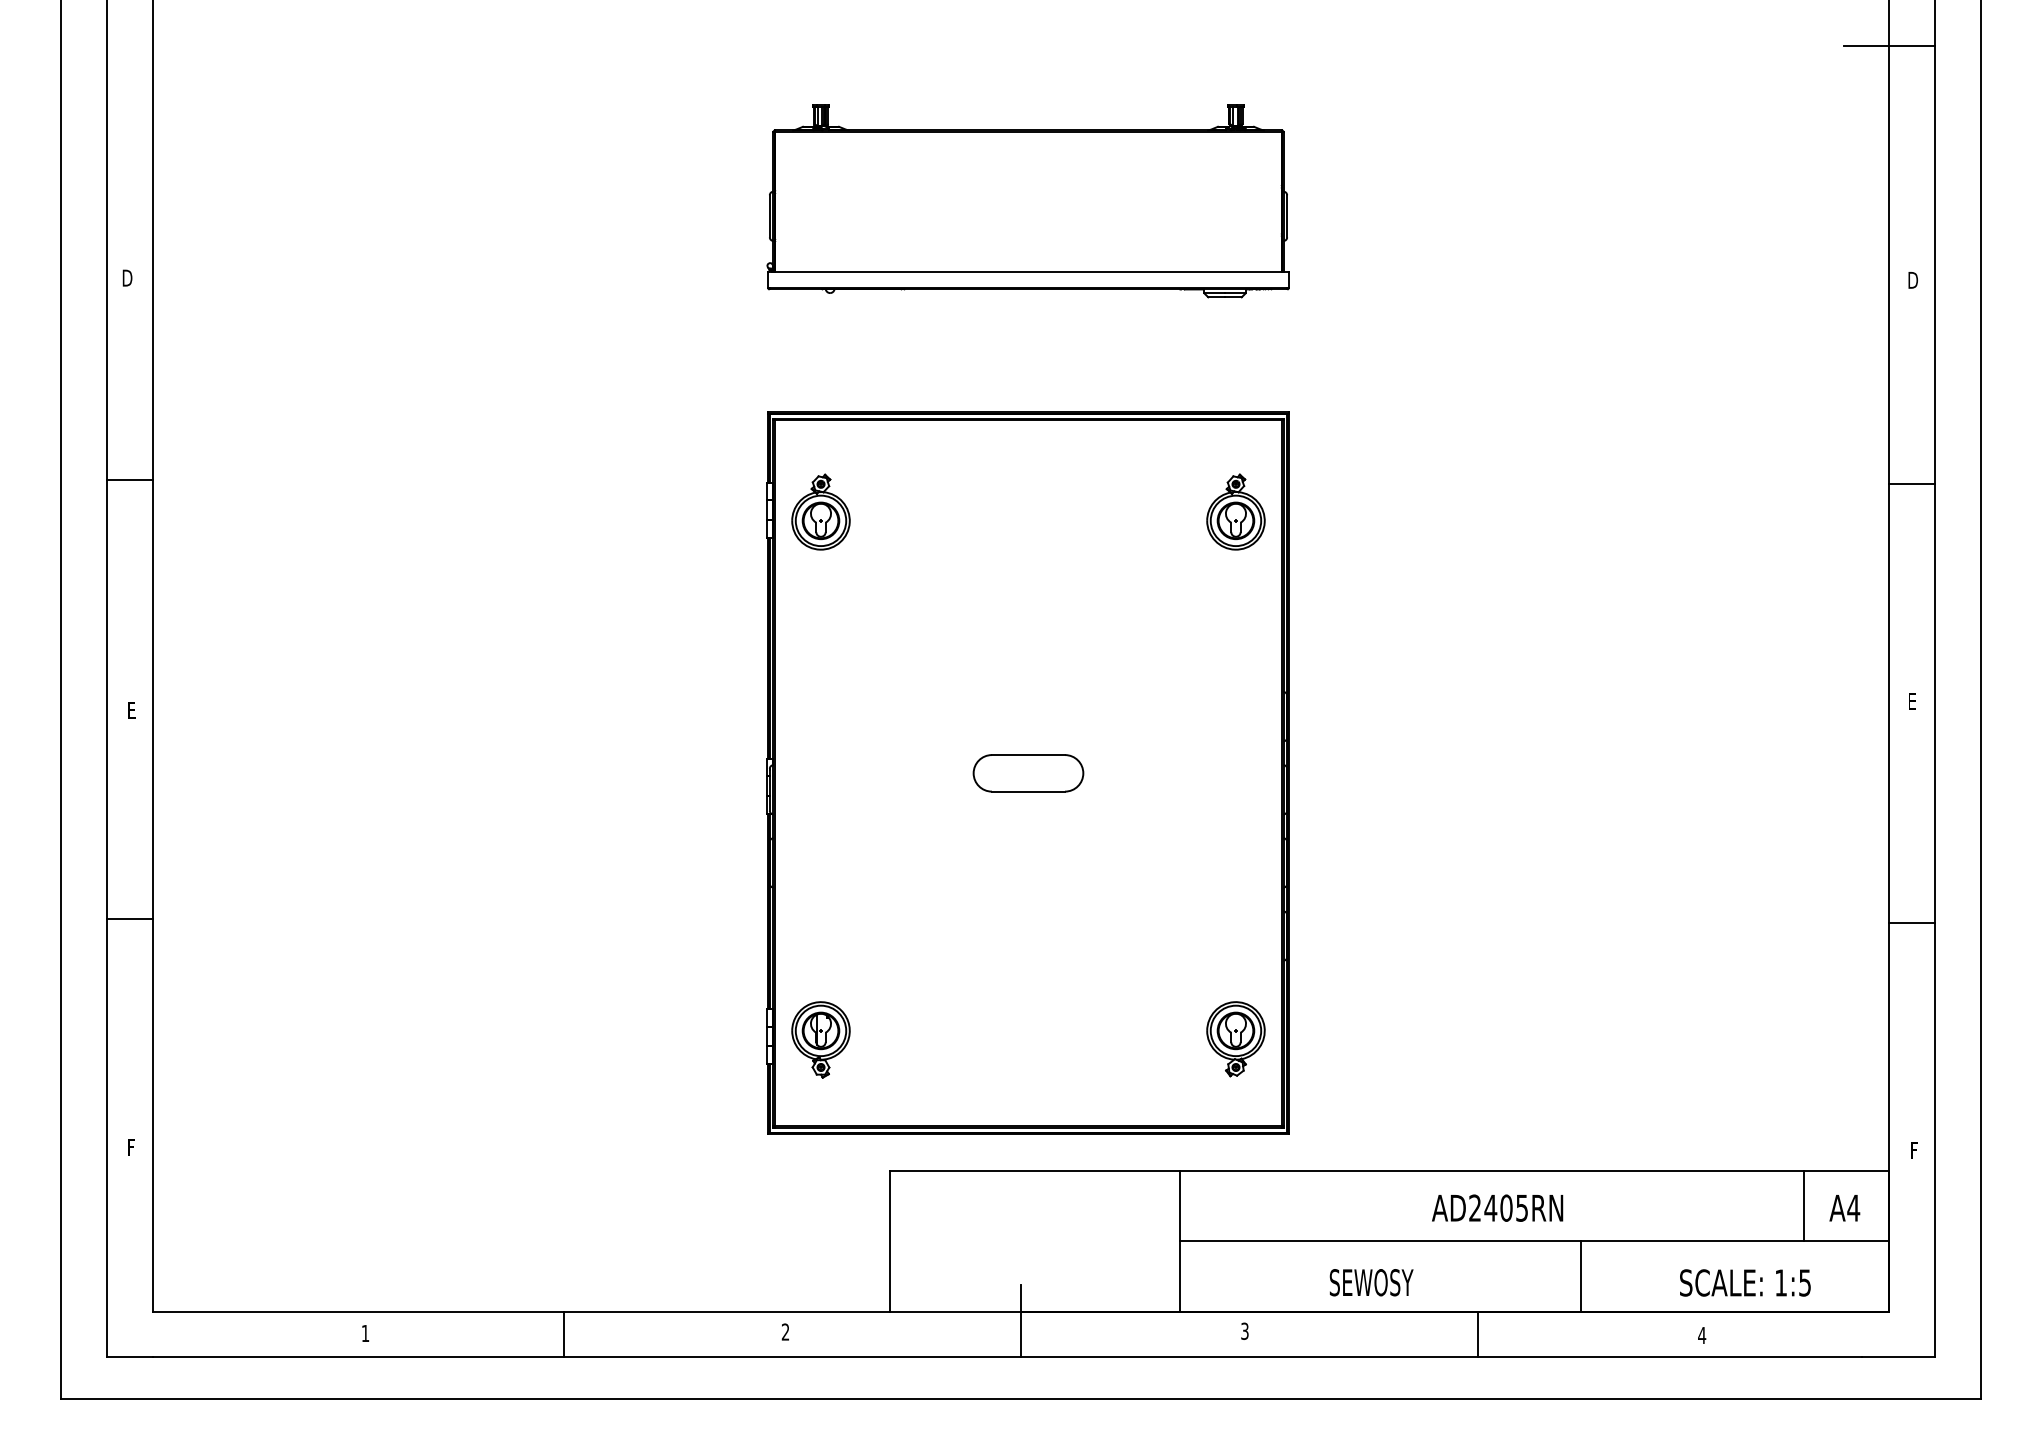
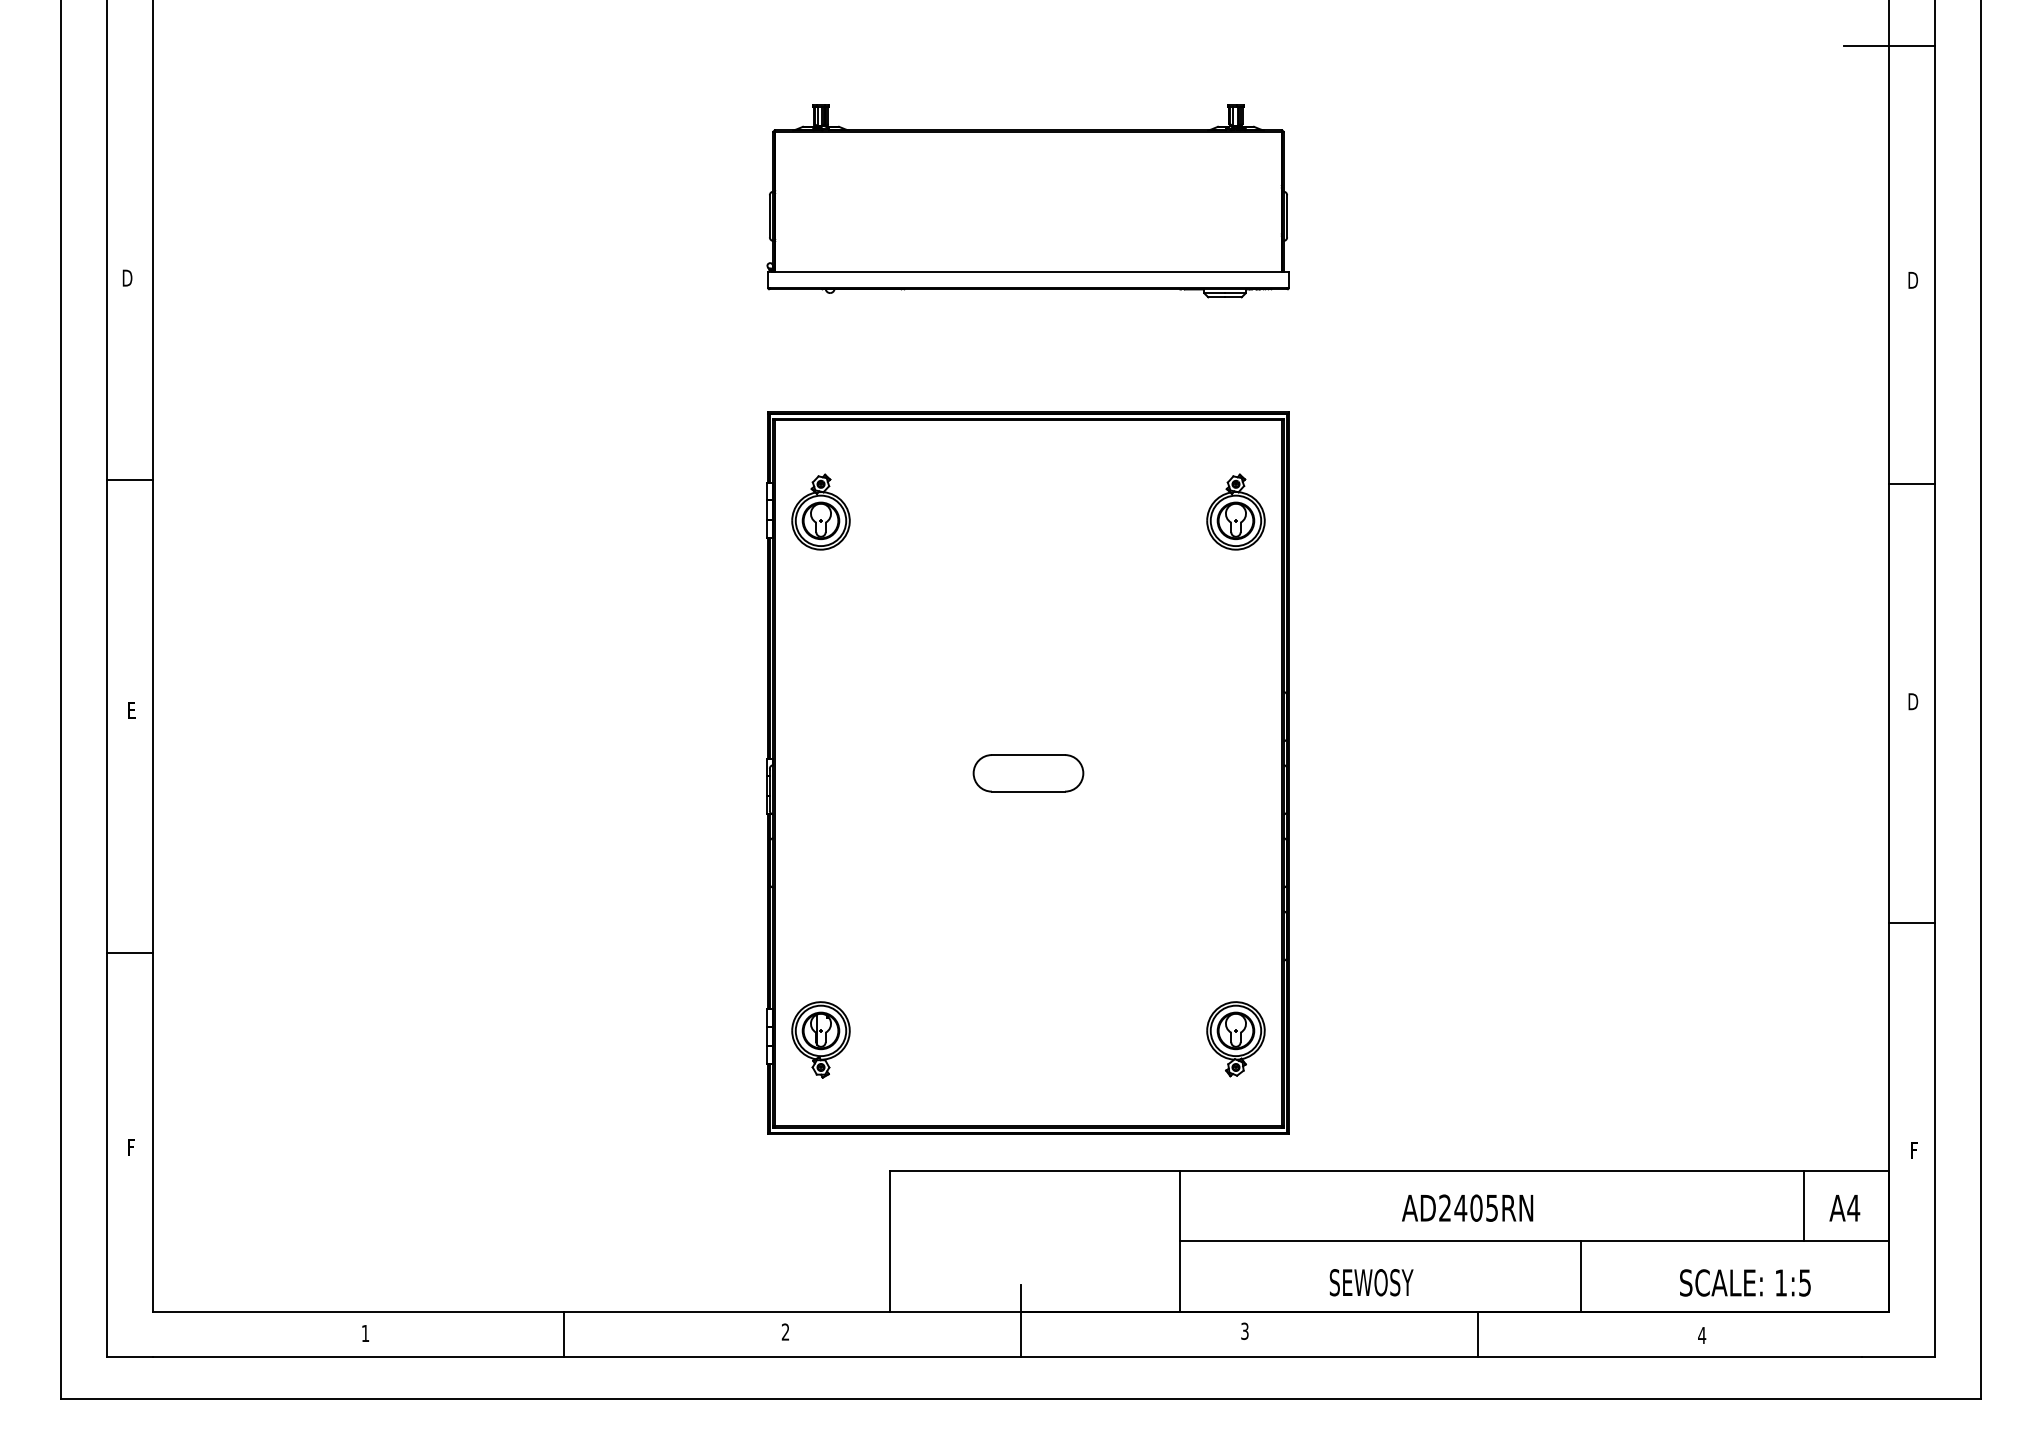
text: E -> D (1913, 701)
line position: (129, 918) -> (129, 952) (129, 952)
text position: (1497, 1207) -> (1467, 1207) (1467, 1207)
